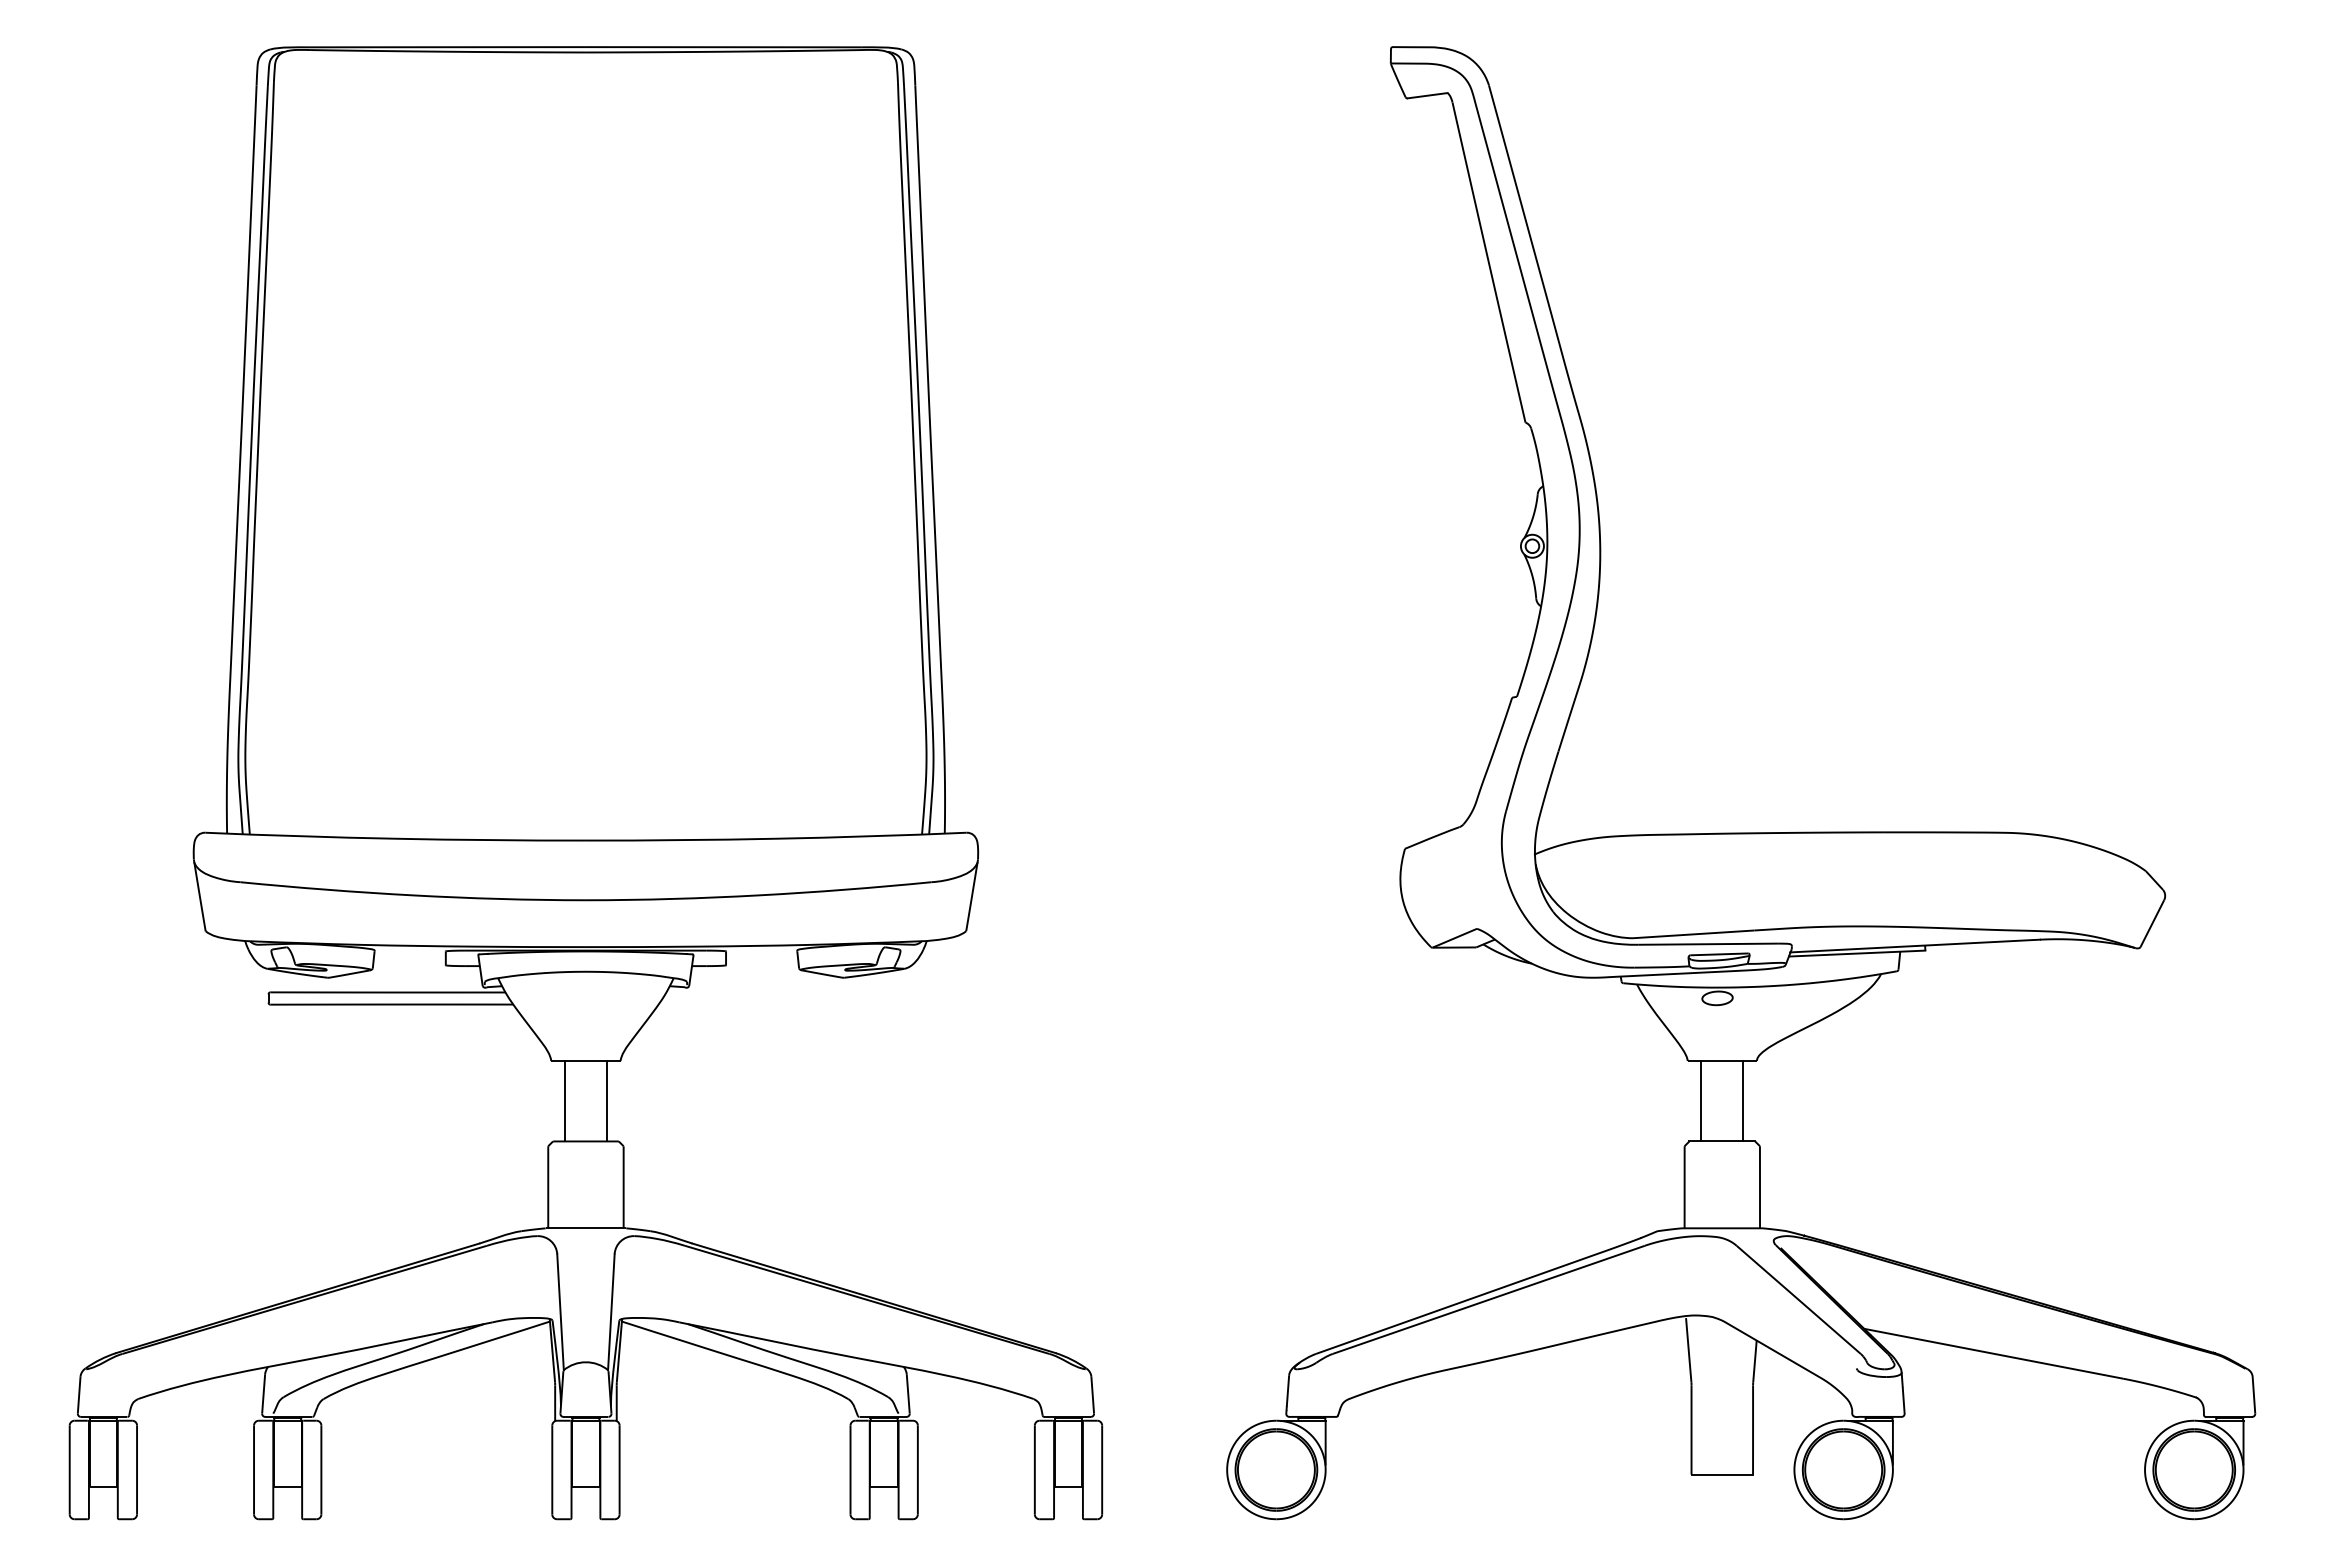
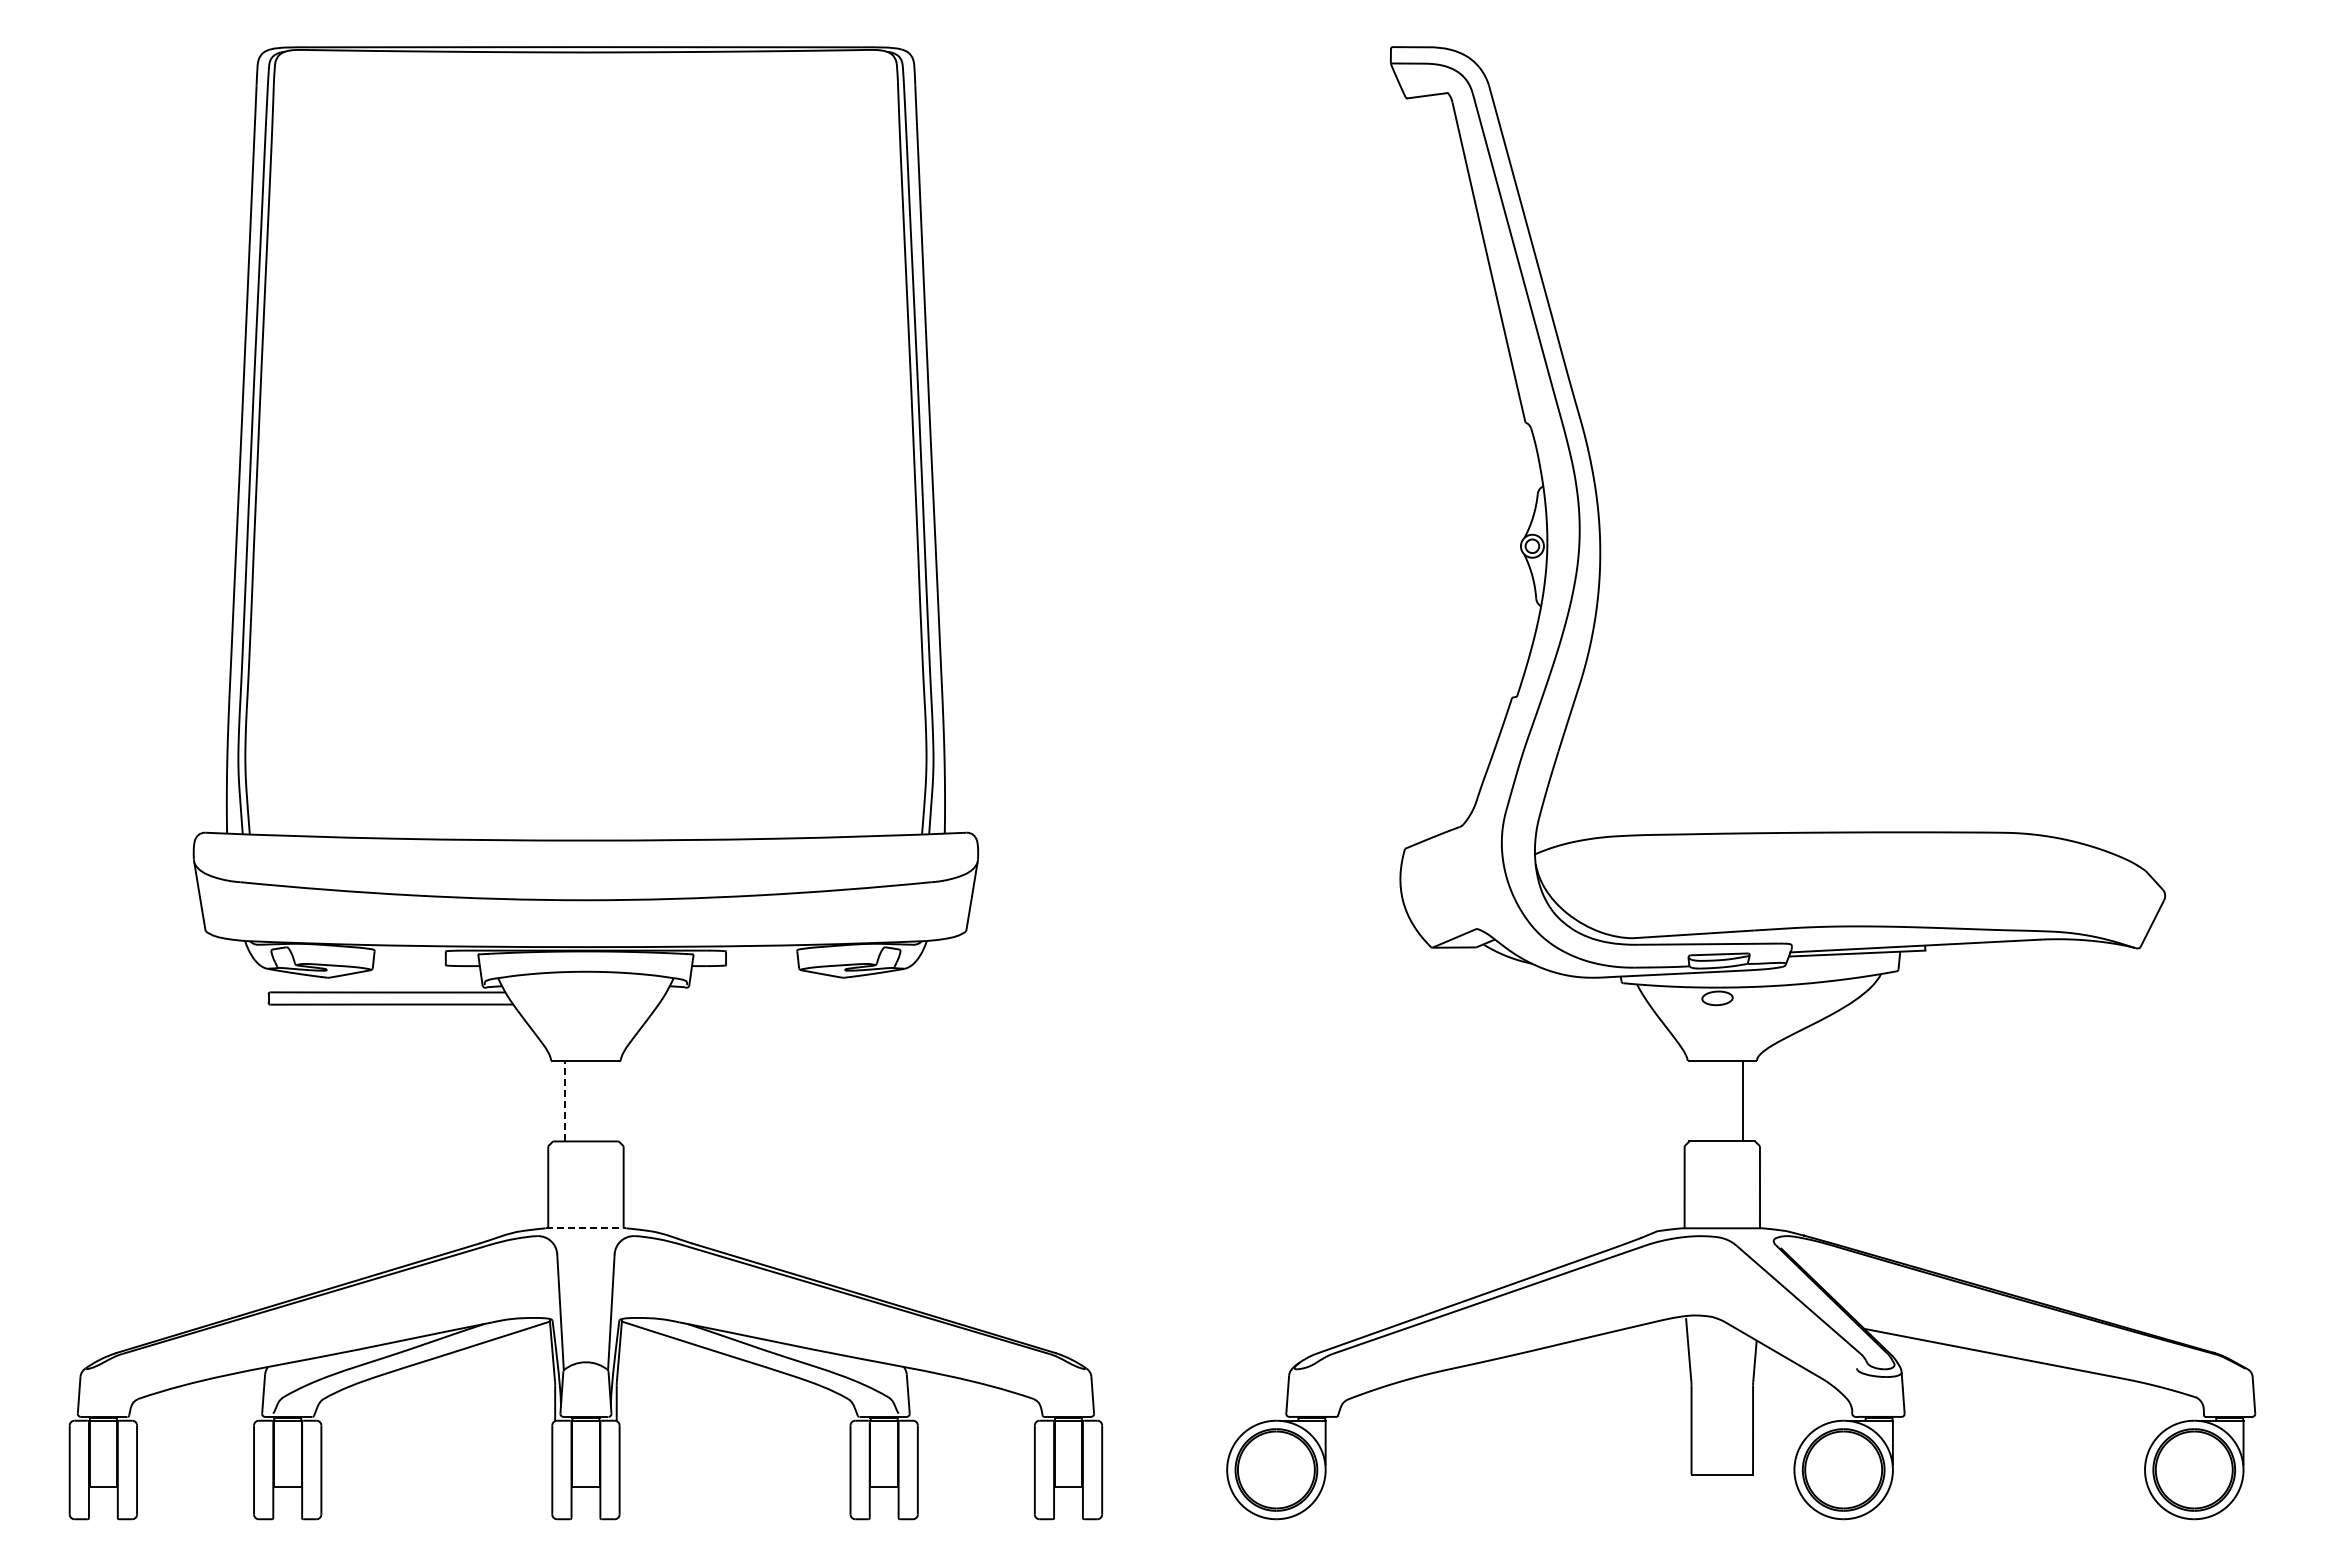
line: solid -> dashed (564, 1100)
line: present -> none (607, 1101)
line: present -> none (1701, 1101)
line: solid -> dashed (586, 1228)
